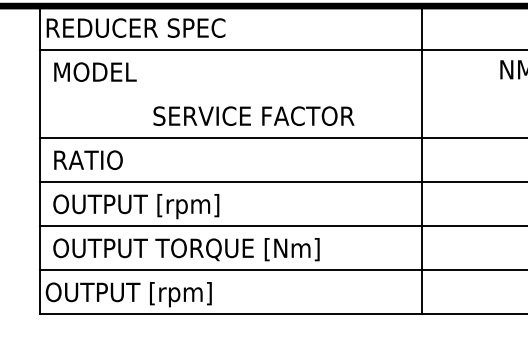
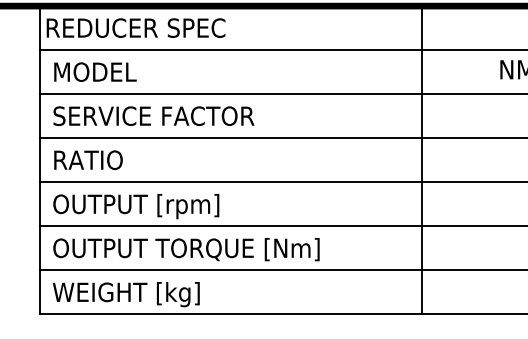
line: none -> present (281, 94)
text position: (253, 115) -> (153, 115) (153, 115)
text: OUTPUT [rpm] -> WEIGHT [kg] (128, 294)
